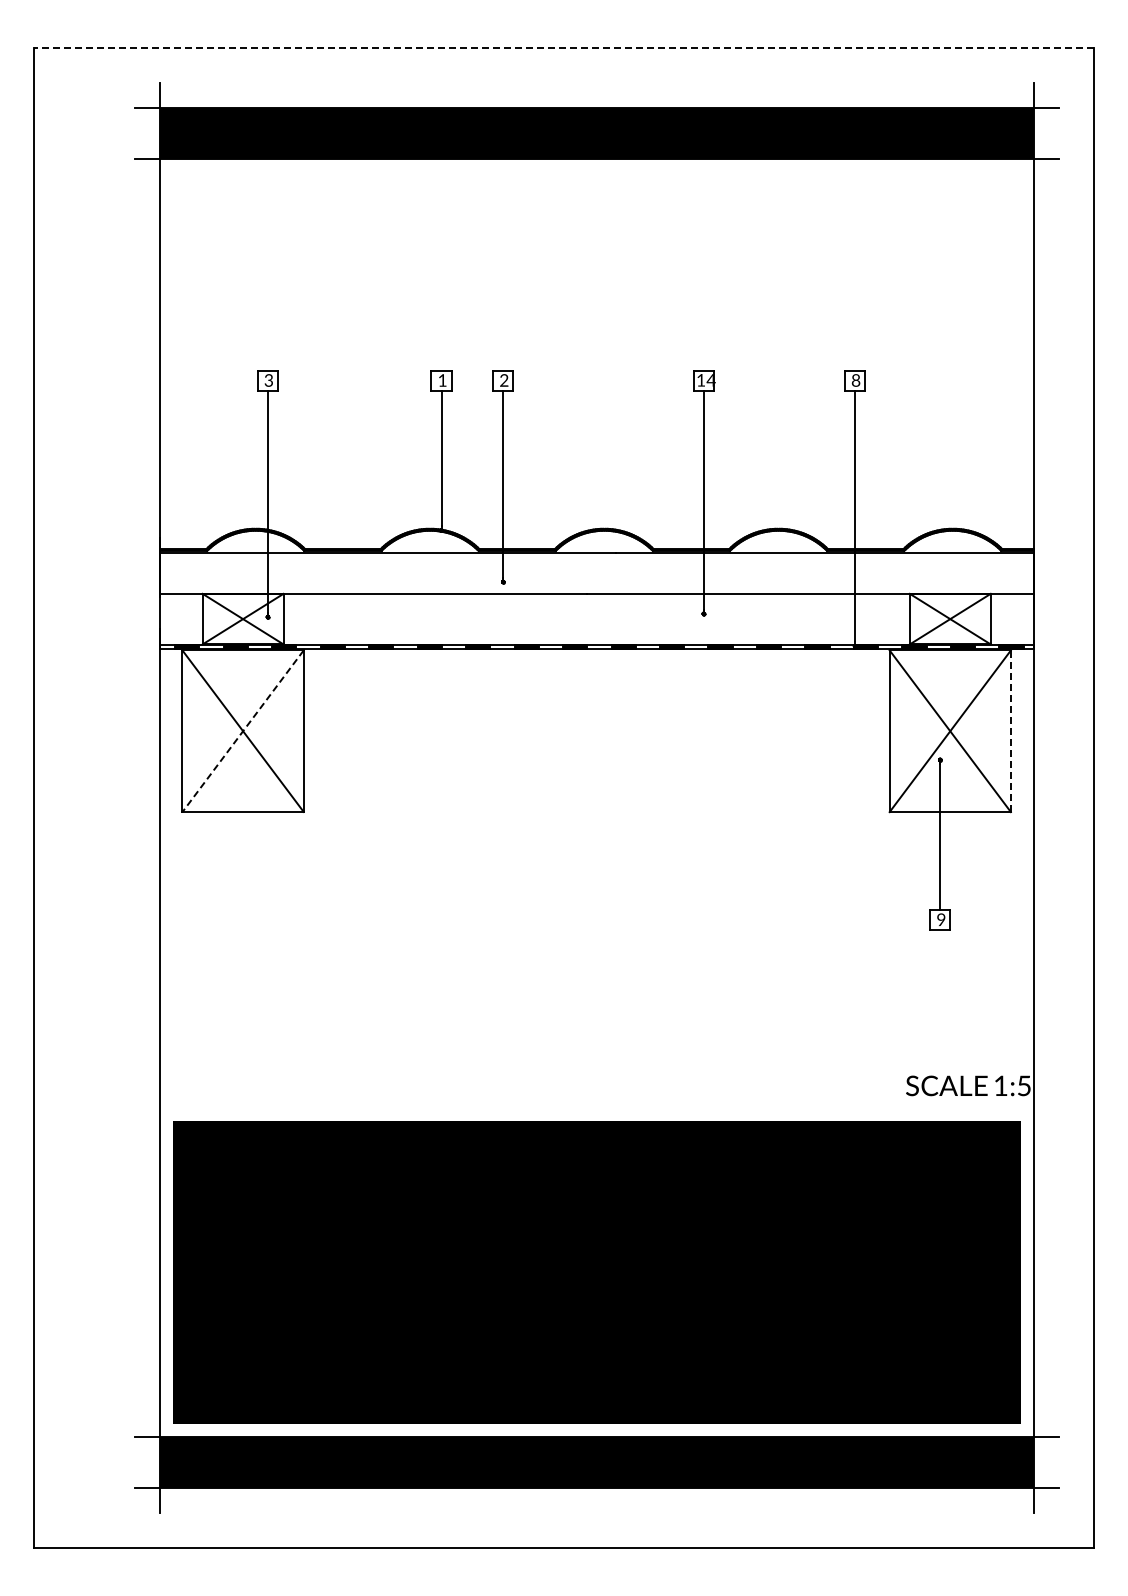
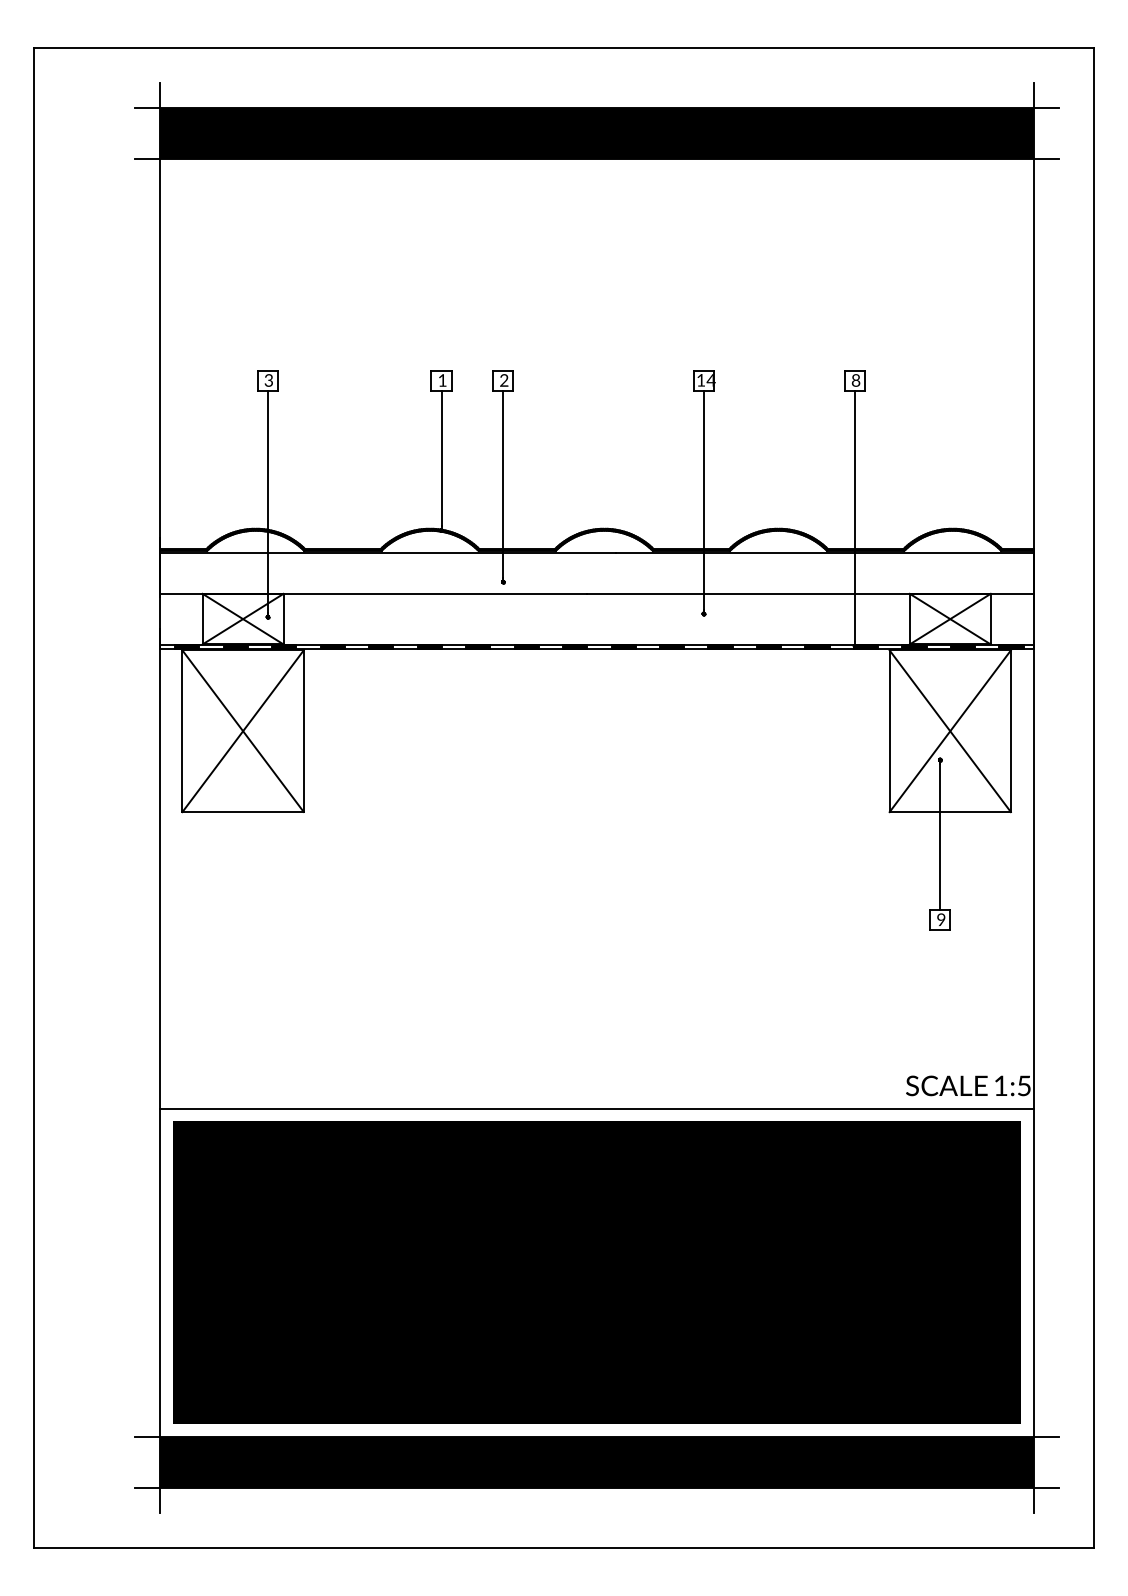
line: dashed -> solid (563, 47)
line: dashed -> solid (242, 731)
line: dashed -> solid (1010, 731)
line: none -> present (596, 1108)
